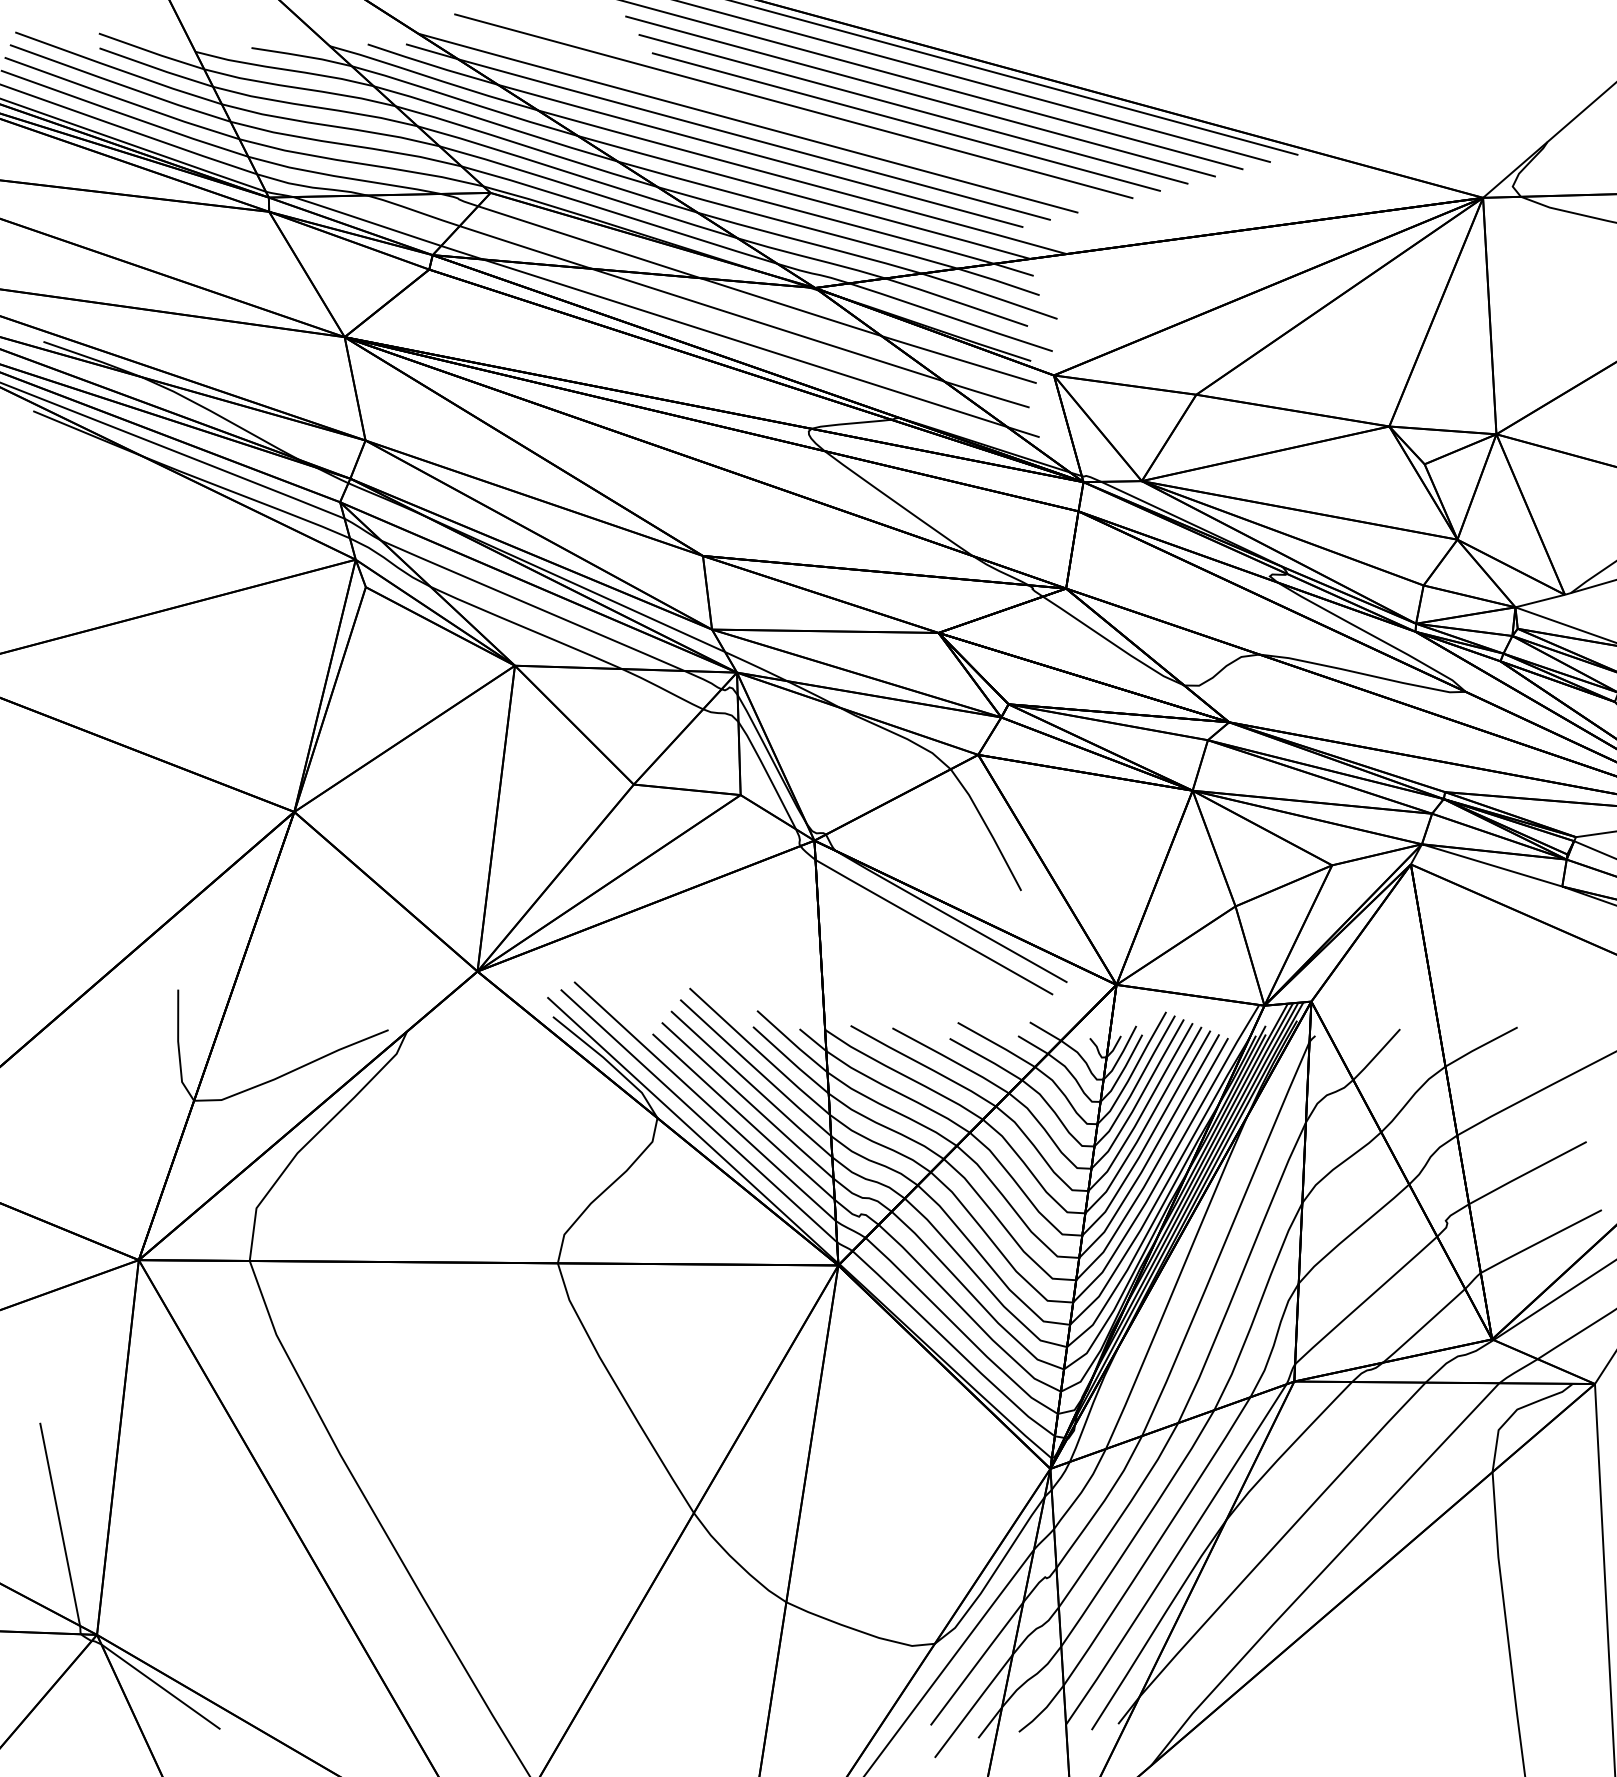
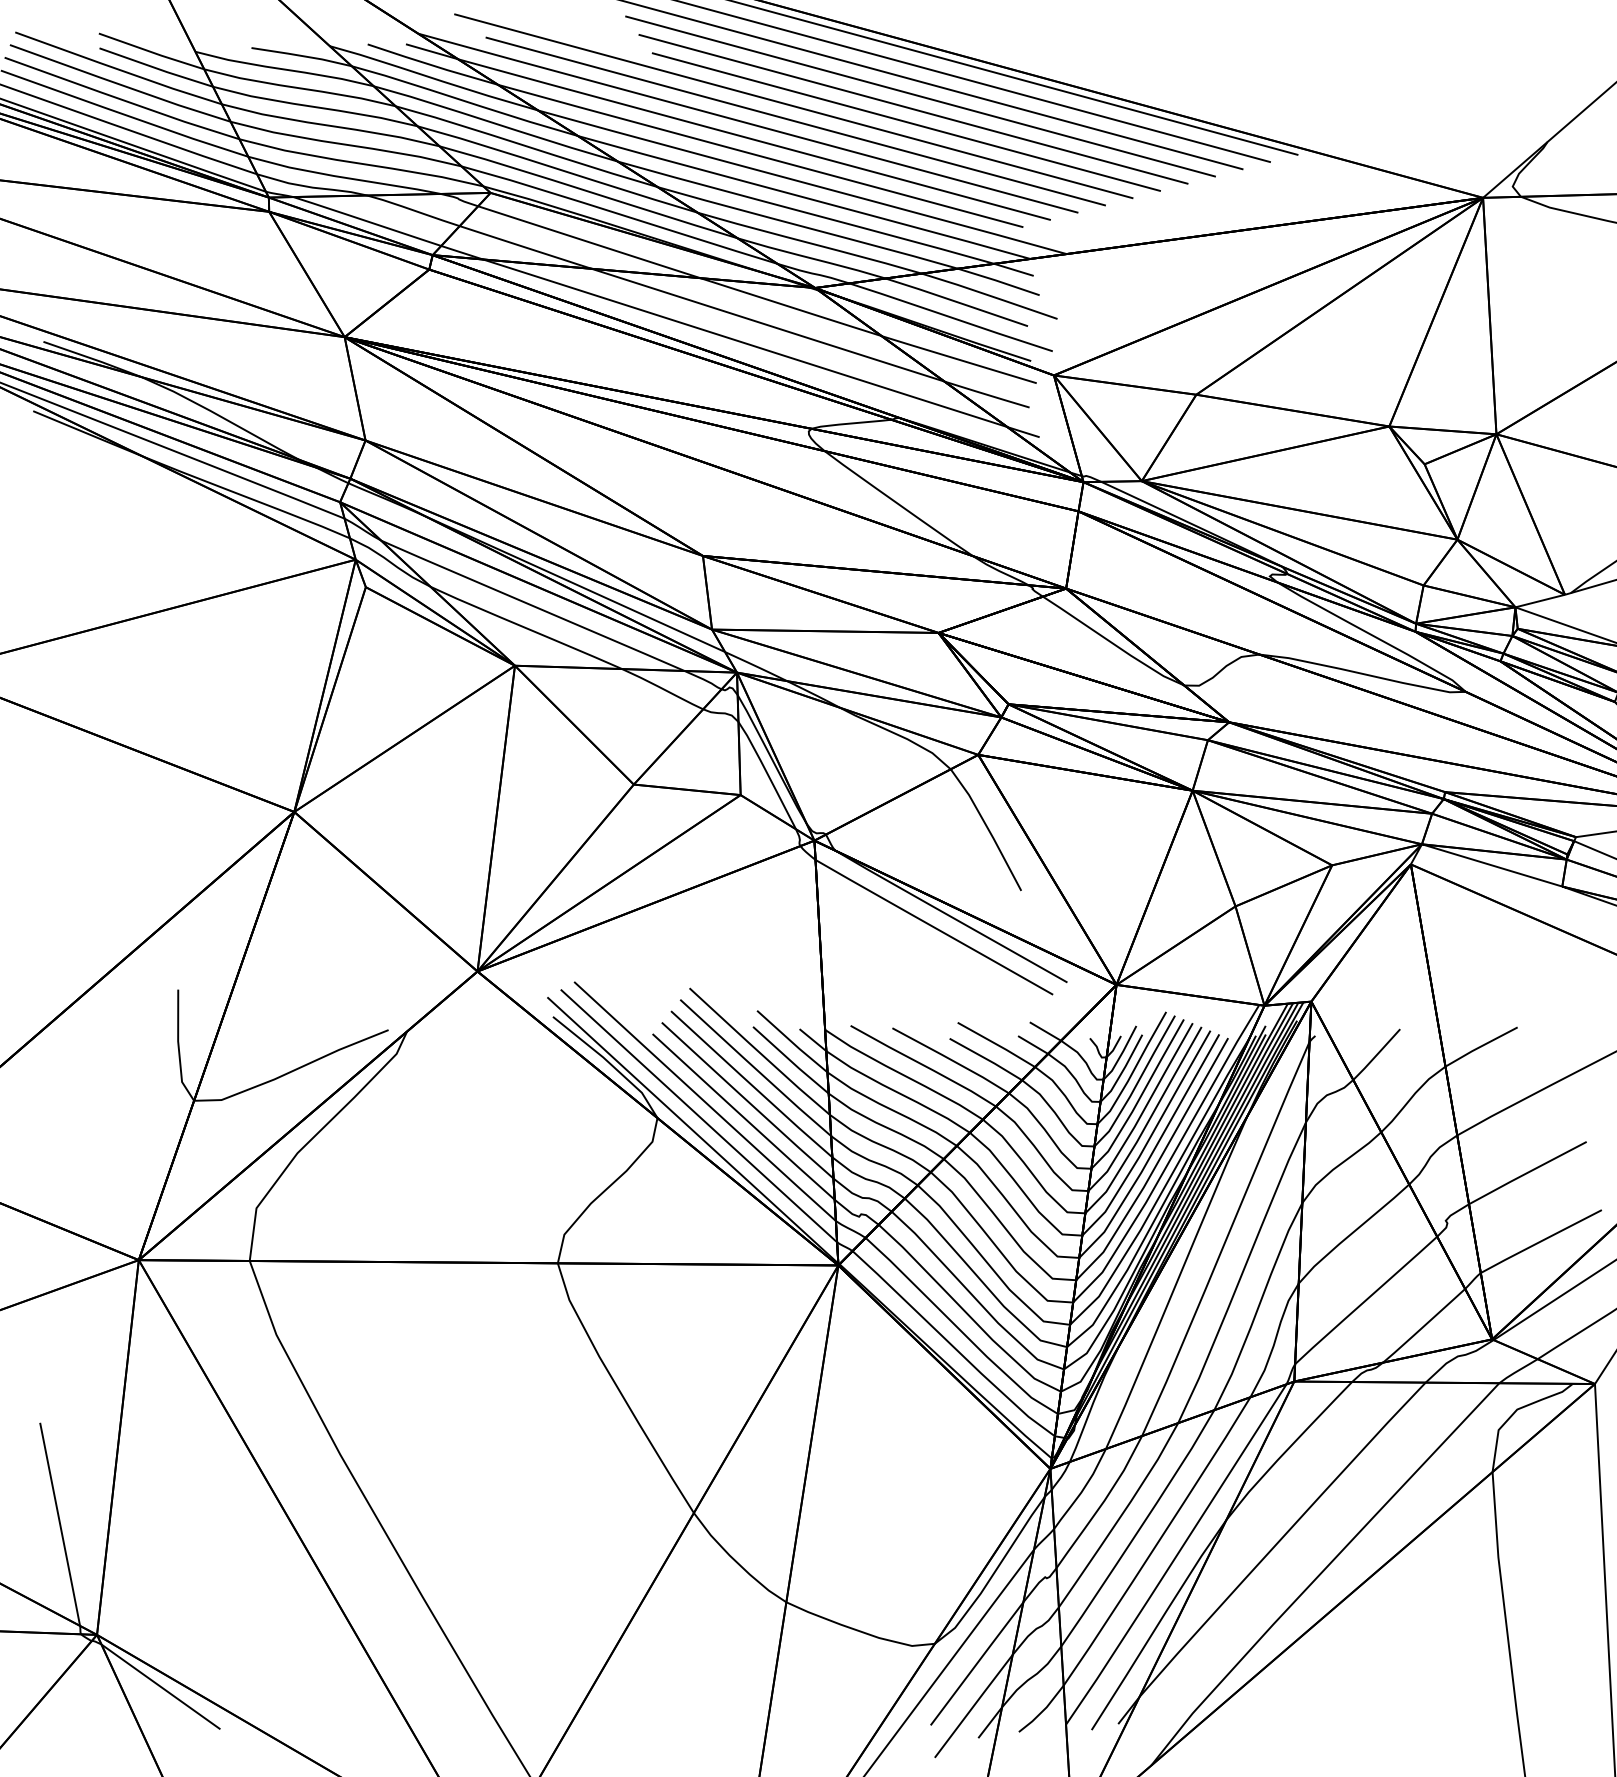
line: none -> present (795, 121)
